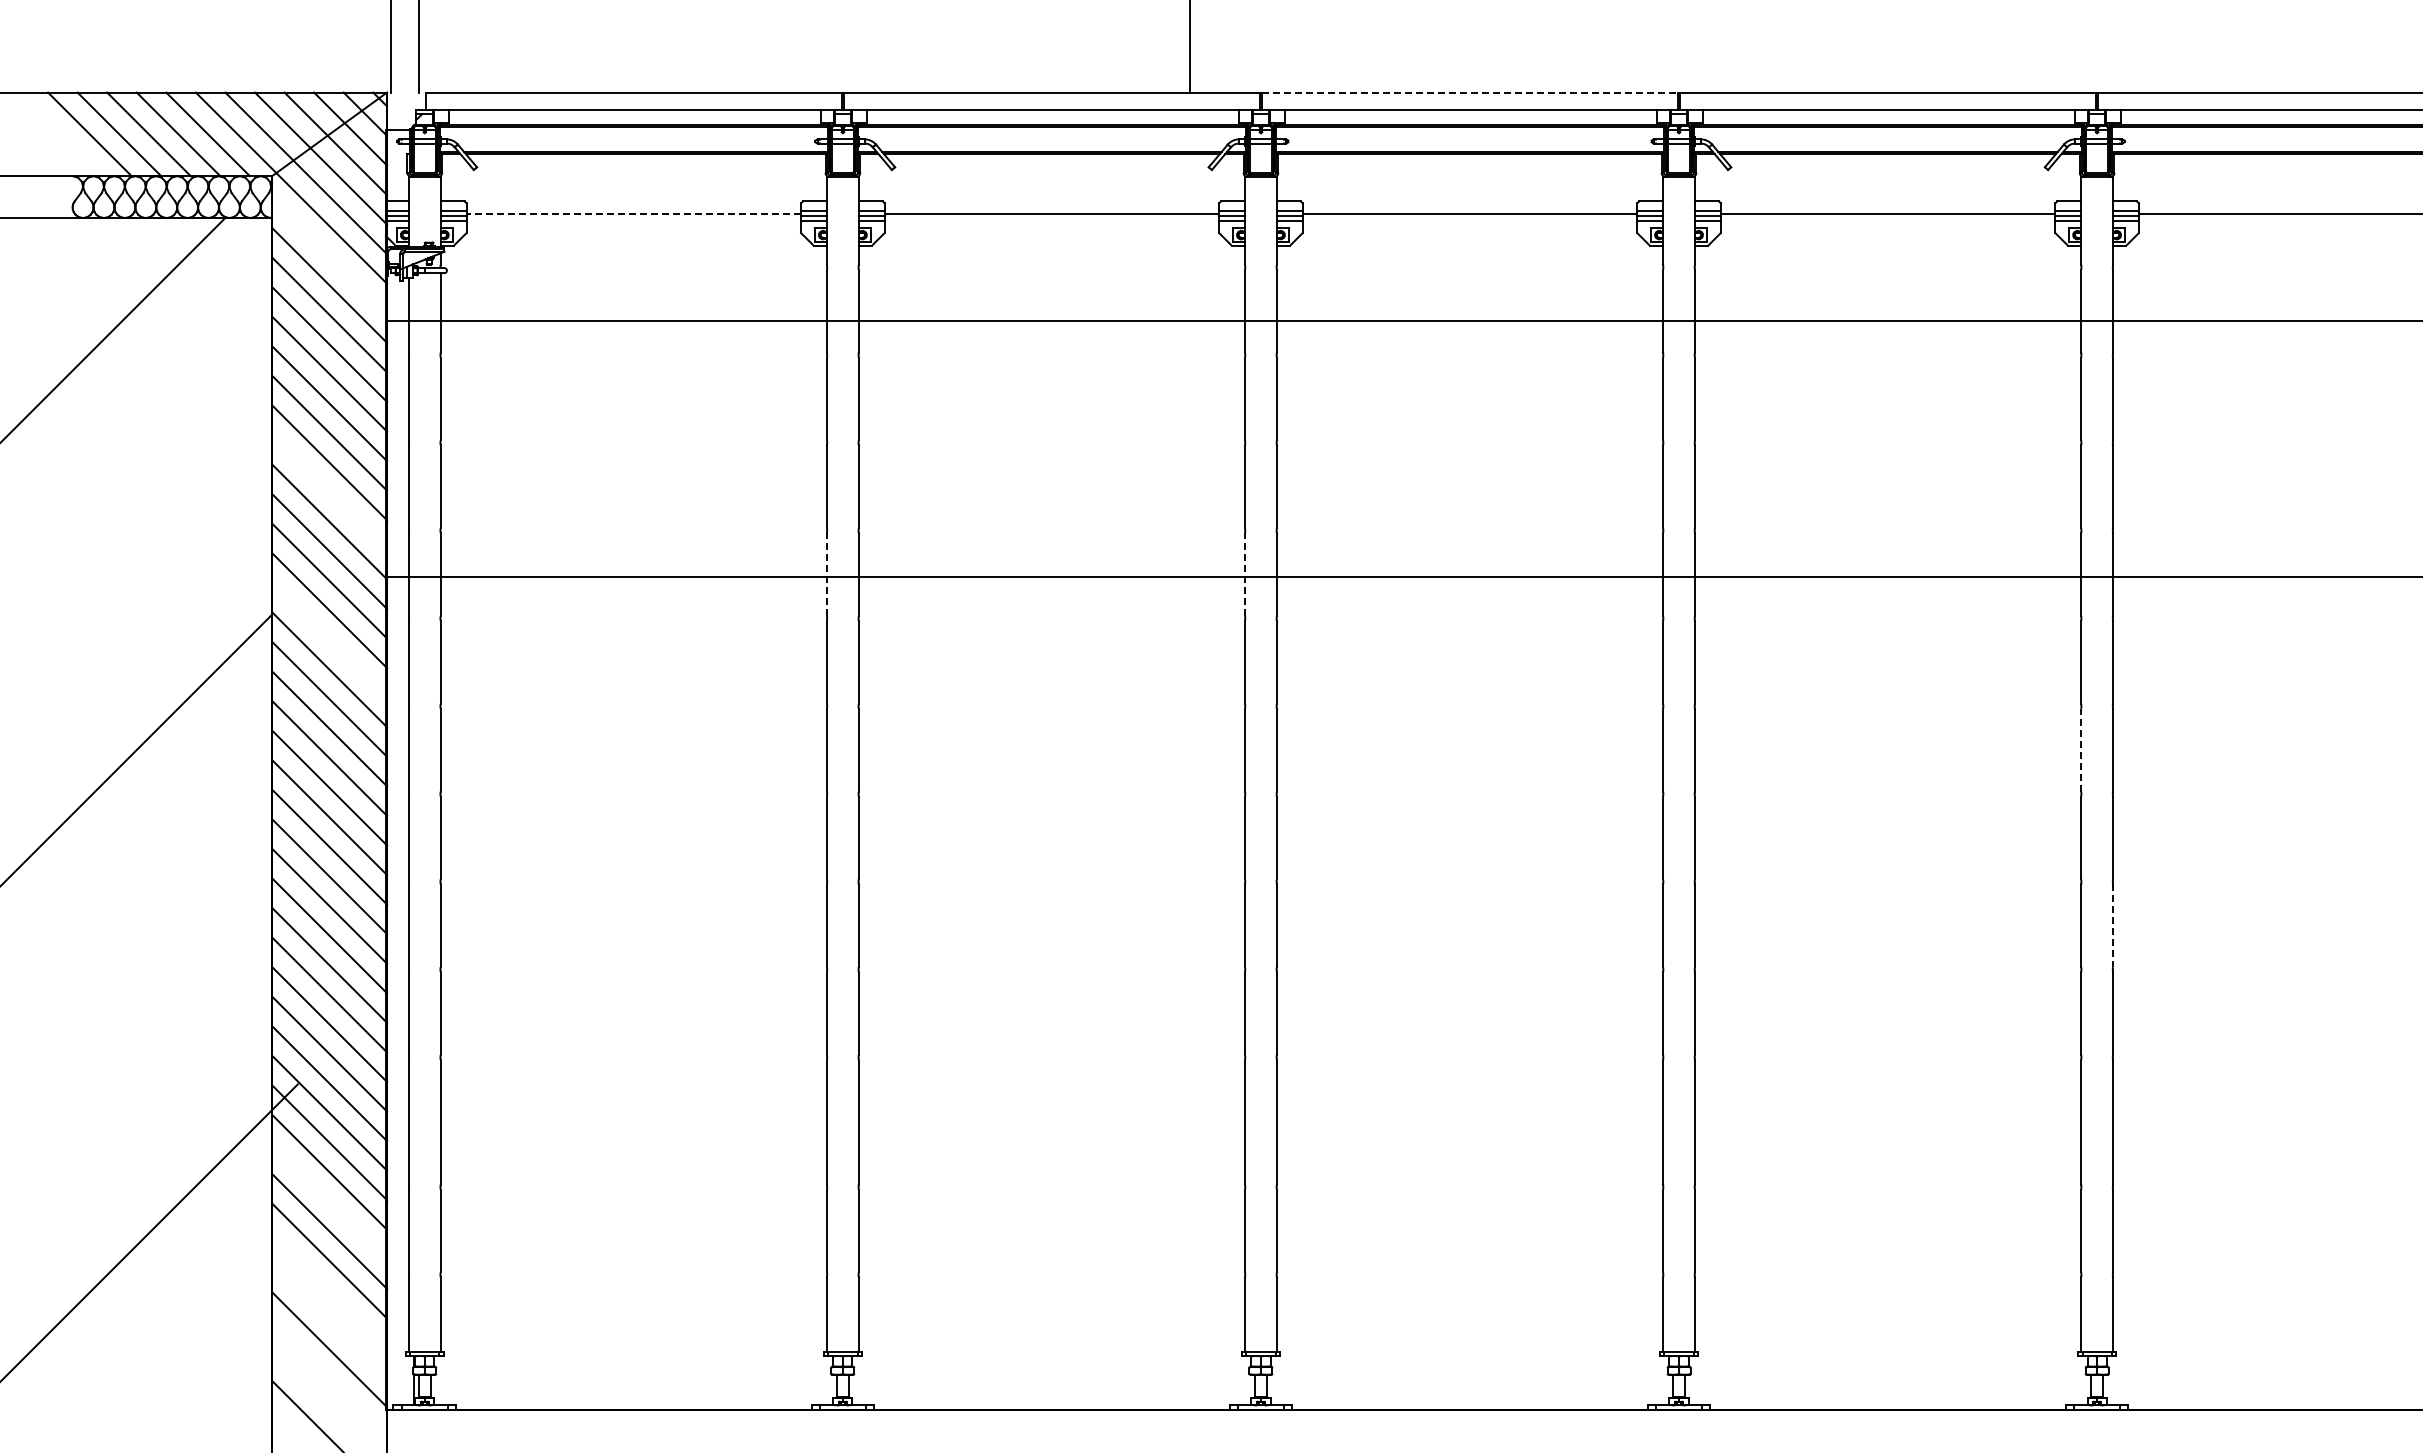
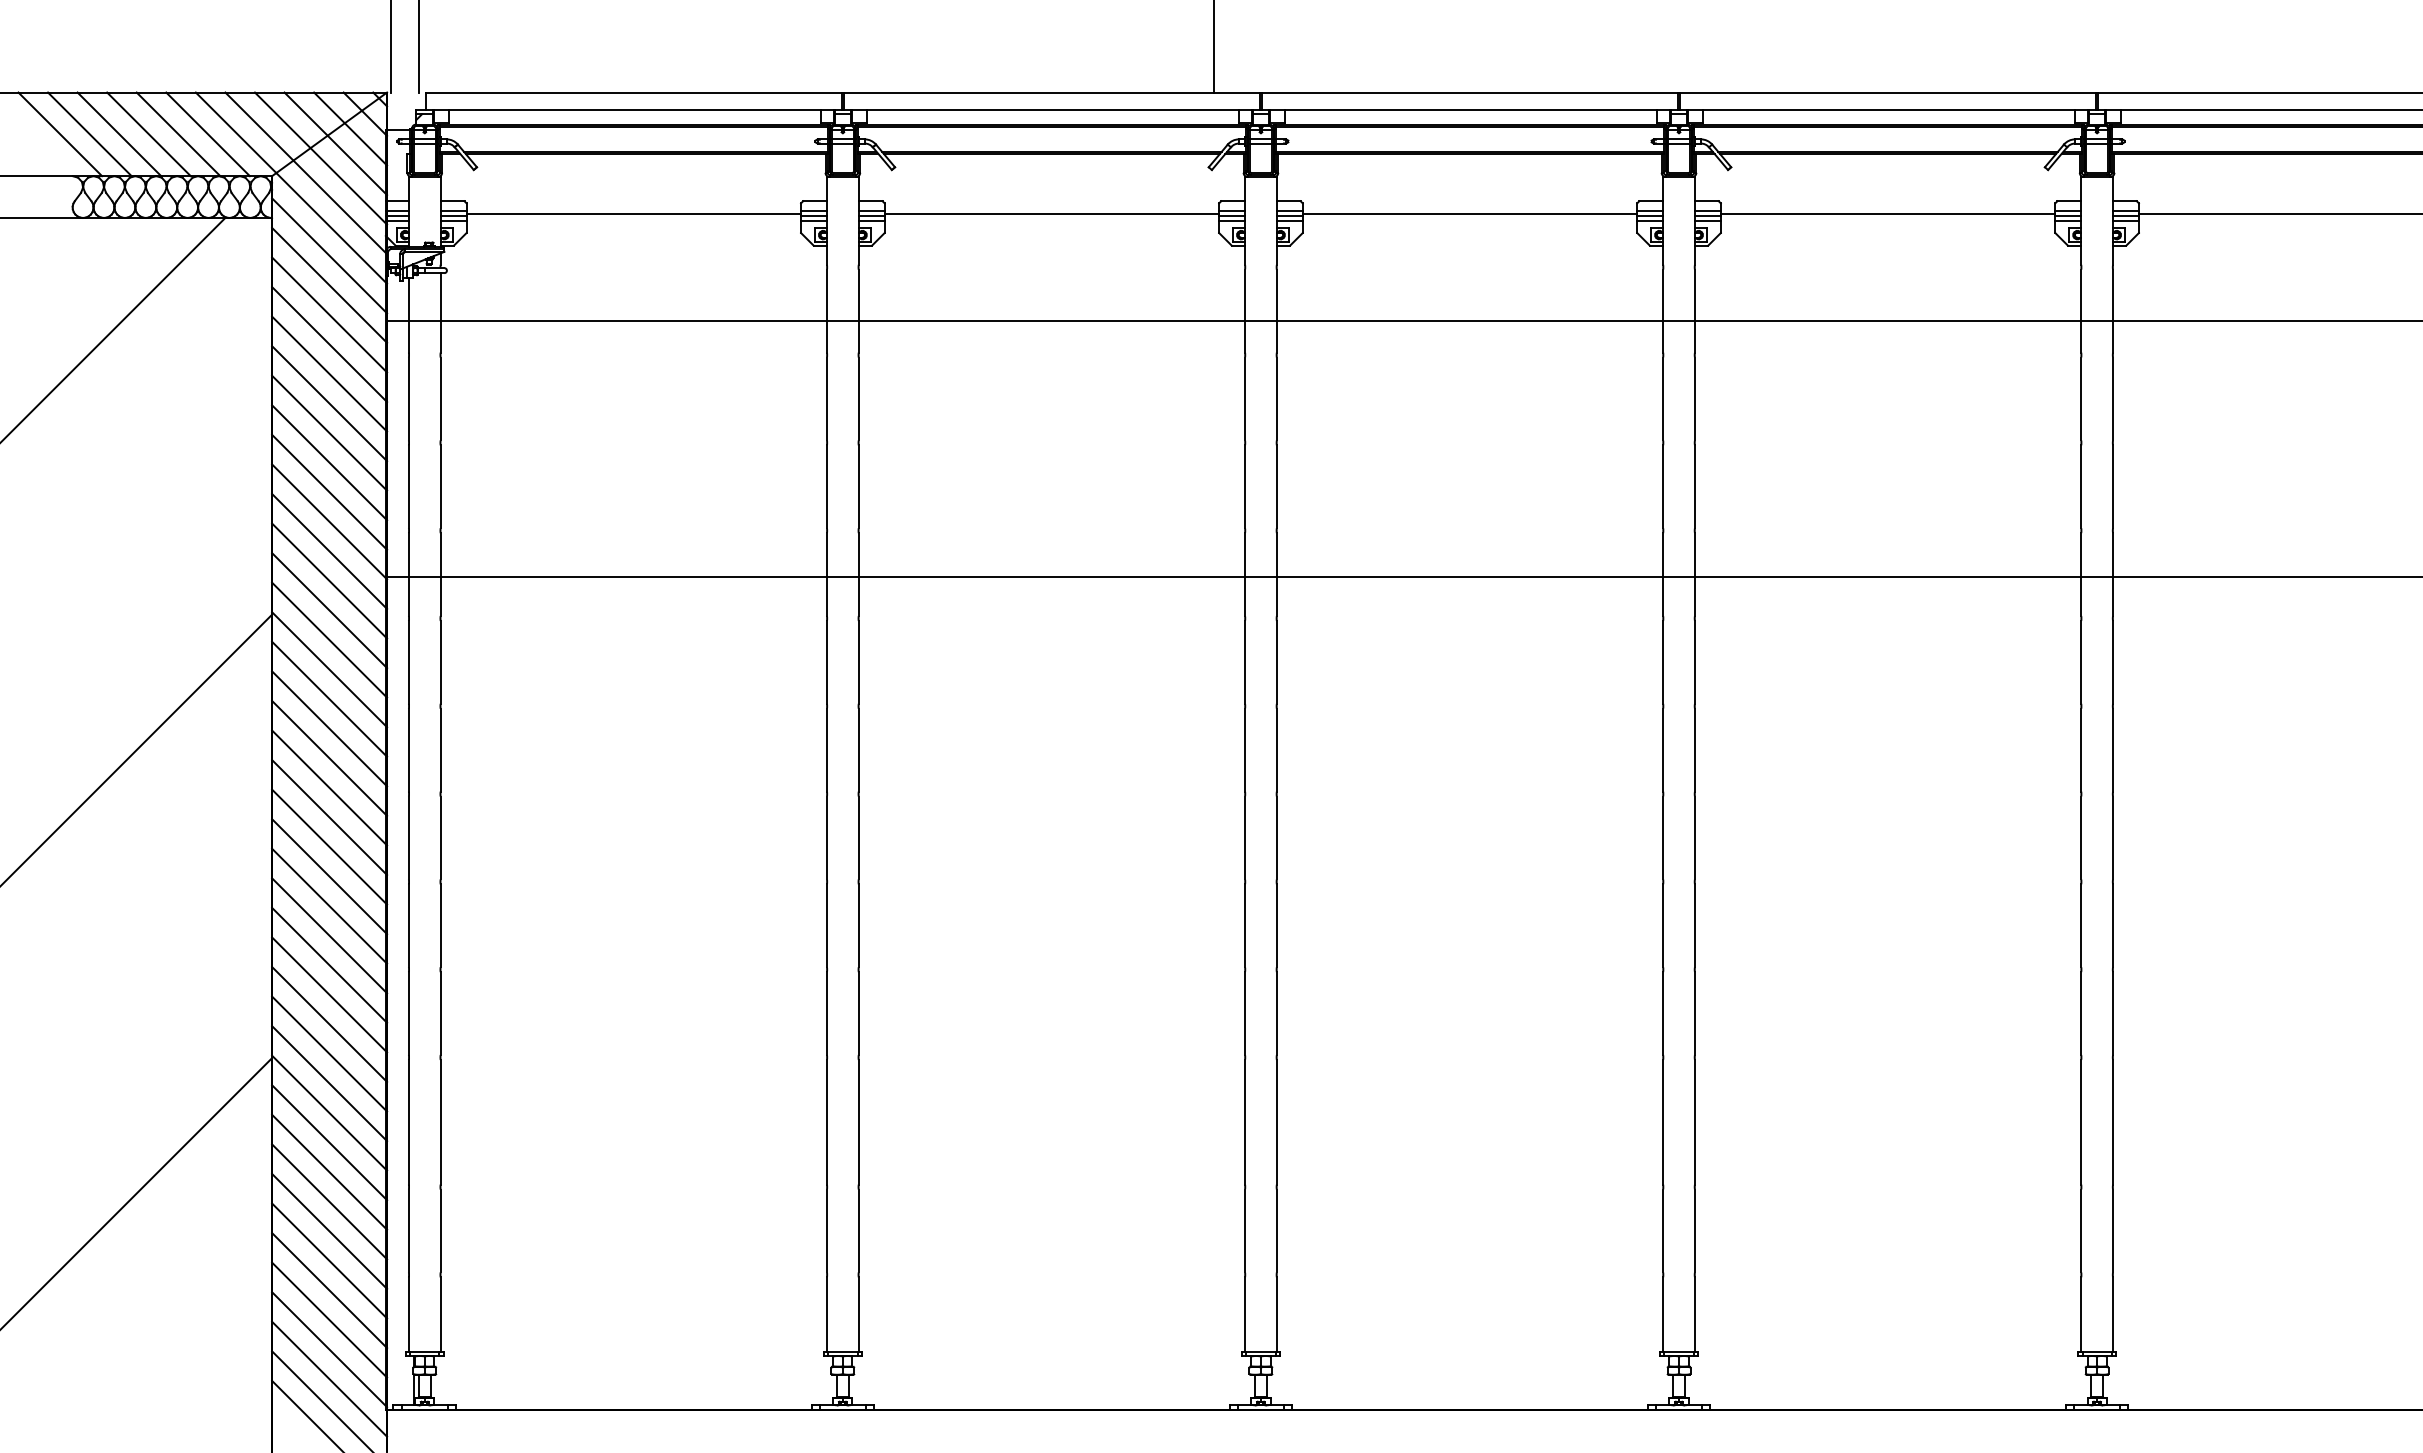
line position: (1189, 47) -> (1213, 47) (1213, 47)
line: dashed -> solid (1470, 92)
line: none -> present (60, 134)
line: dashed -> solid (633, 213)
line: none -> present (329, 255)
line: none -> present (329, 491)
line: dashed -> solid (826, 574)
line: dashed -> solid (1245, 574)
line: none -> present (329, 639)
line: dashed -> solid (2081, 749)
line: dashed -> solid (2113, 926)
line: none -> present (329, 1201)
line position: (149, 1232) -> (136, 1192) (136, 1192)
line: none -> present (329, 1290)
line: none -> present (329, 1319)
line: none -> present (329, 1378)
line: none -> present (321, 1400)
